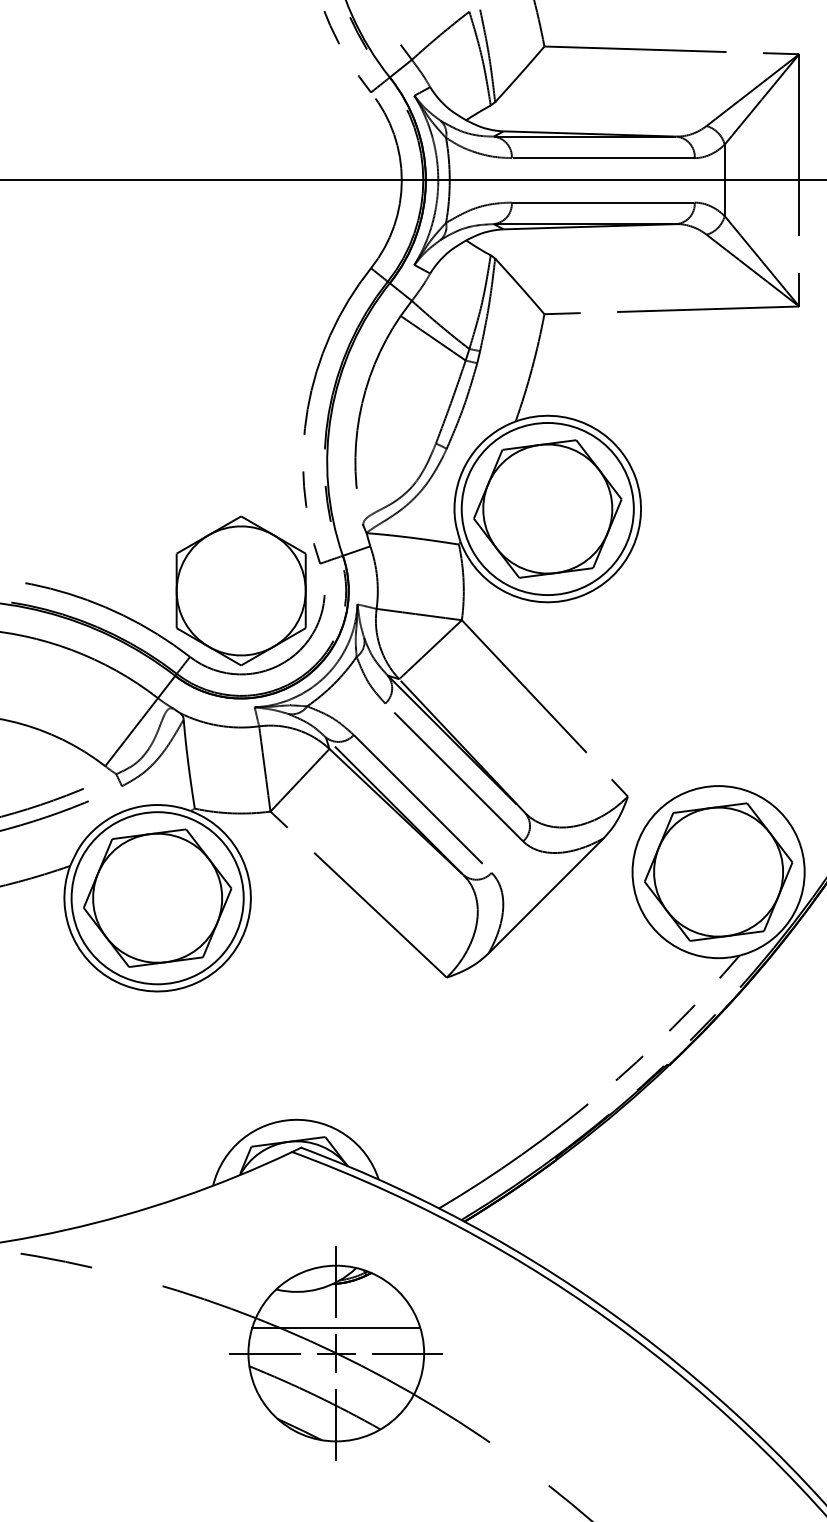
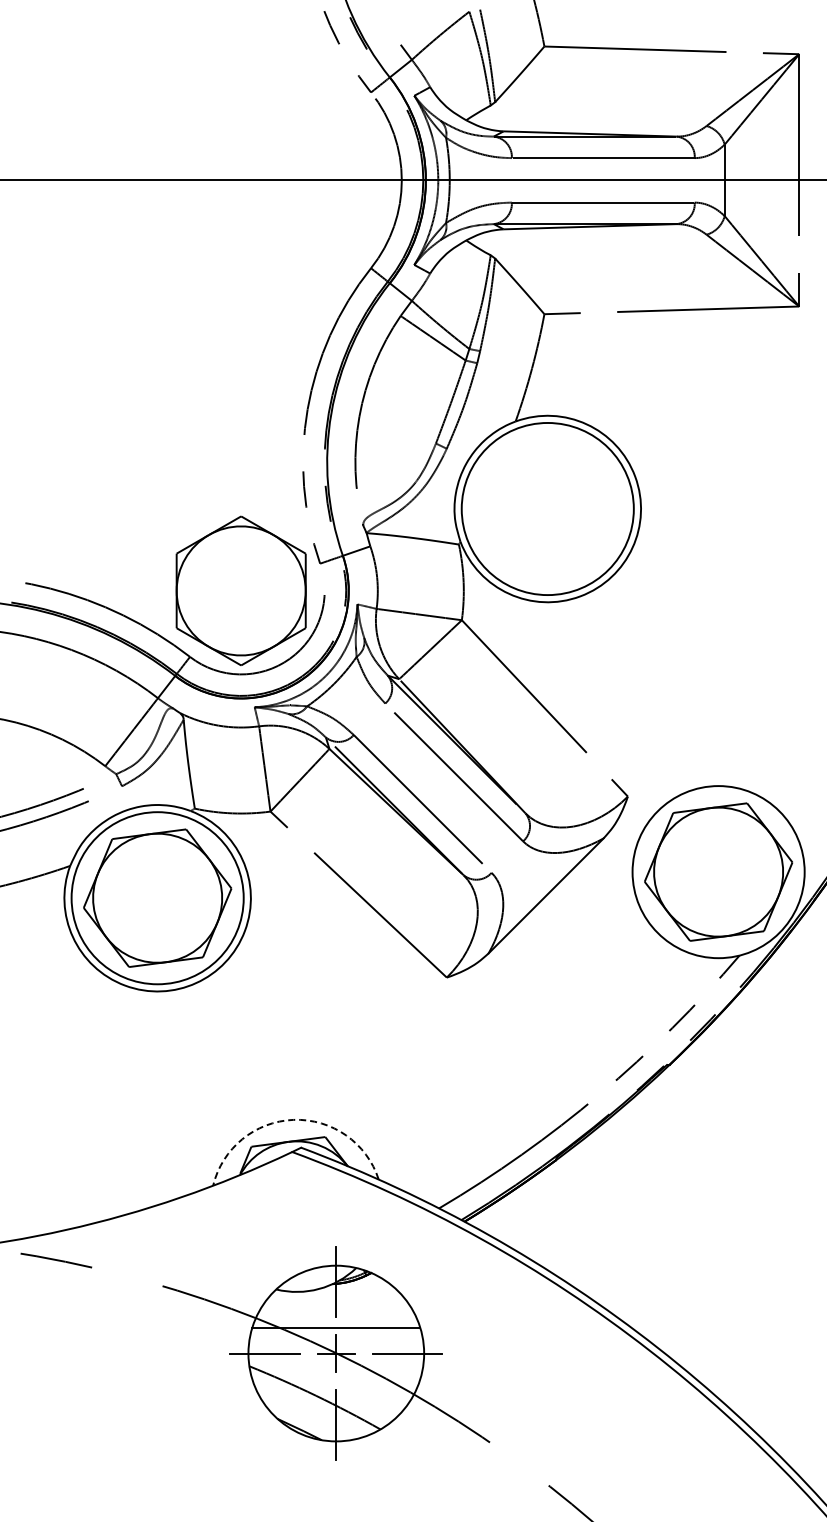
part: present -> none (547, 508)
arc: solid -> dashed (293, 1119)
